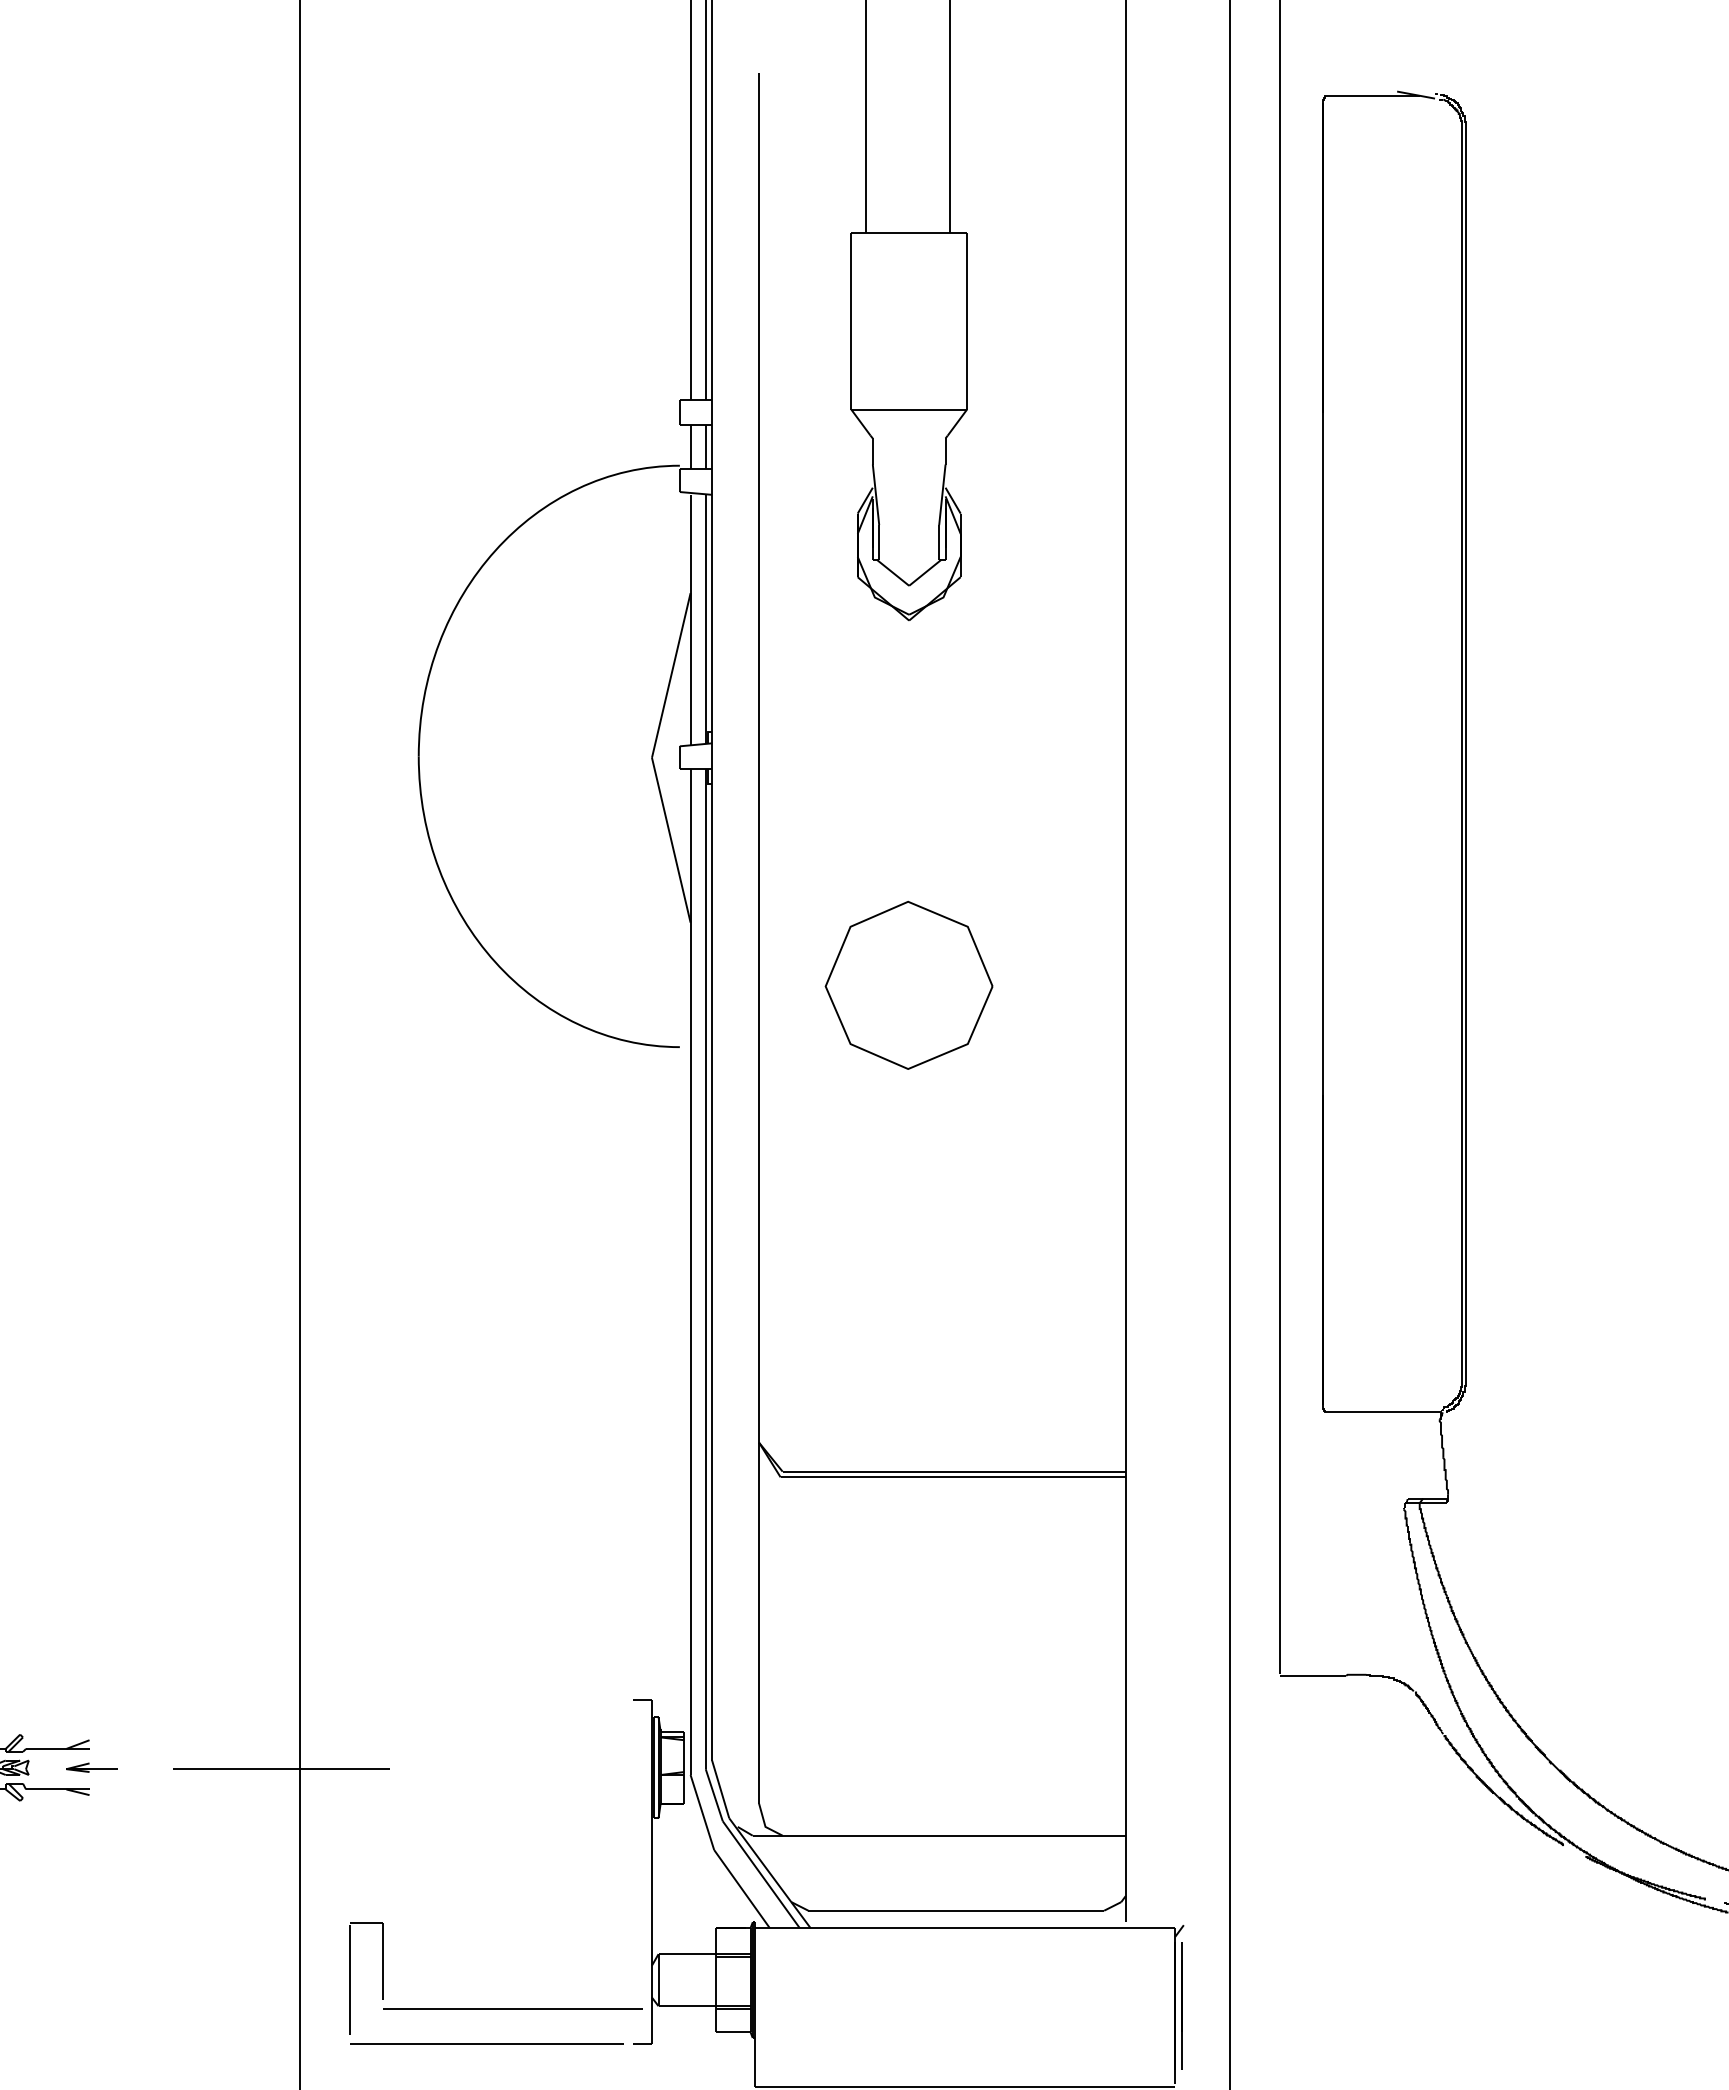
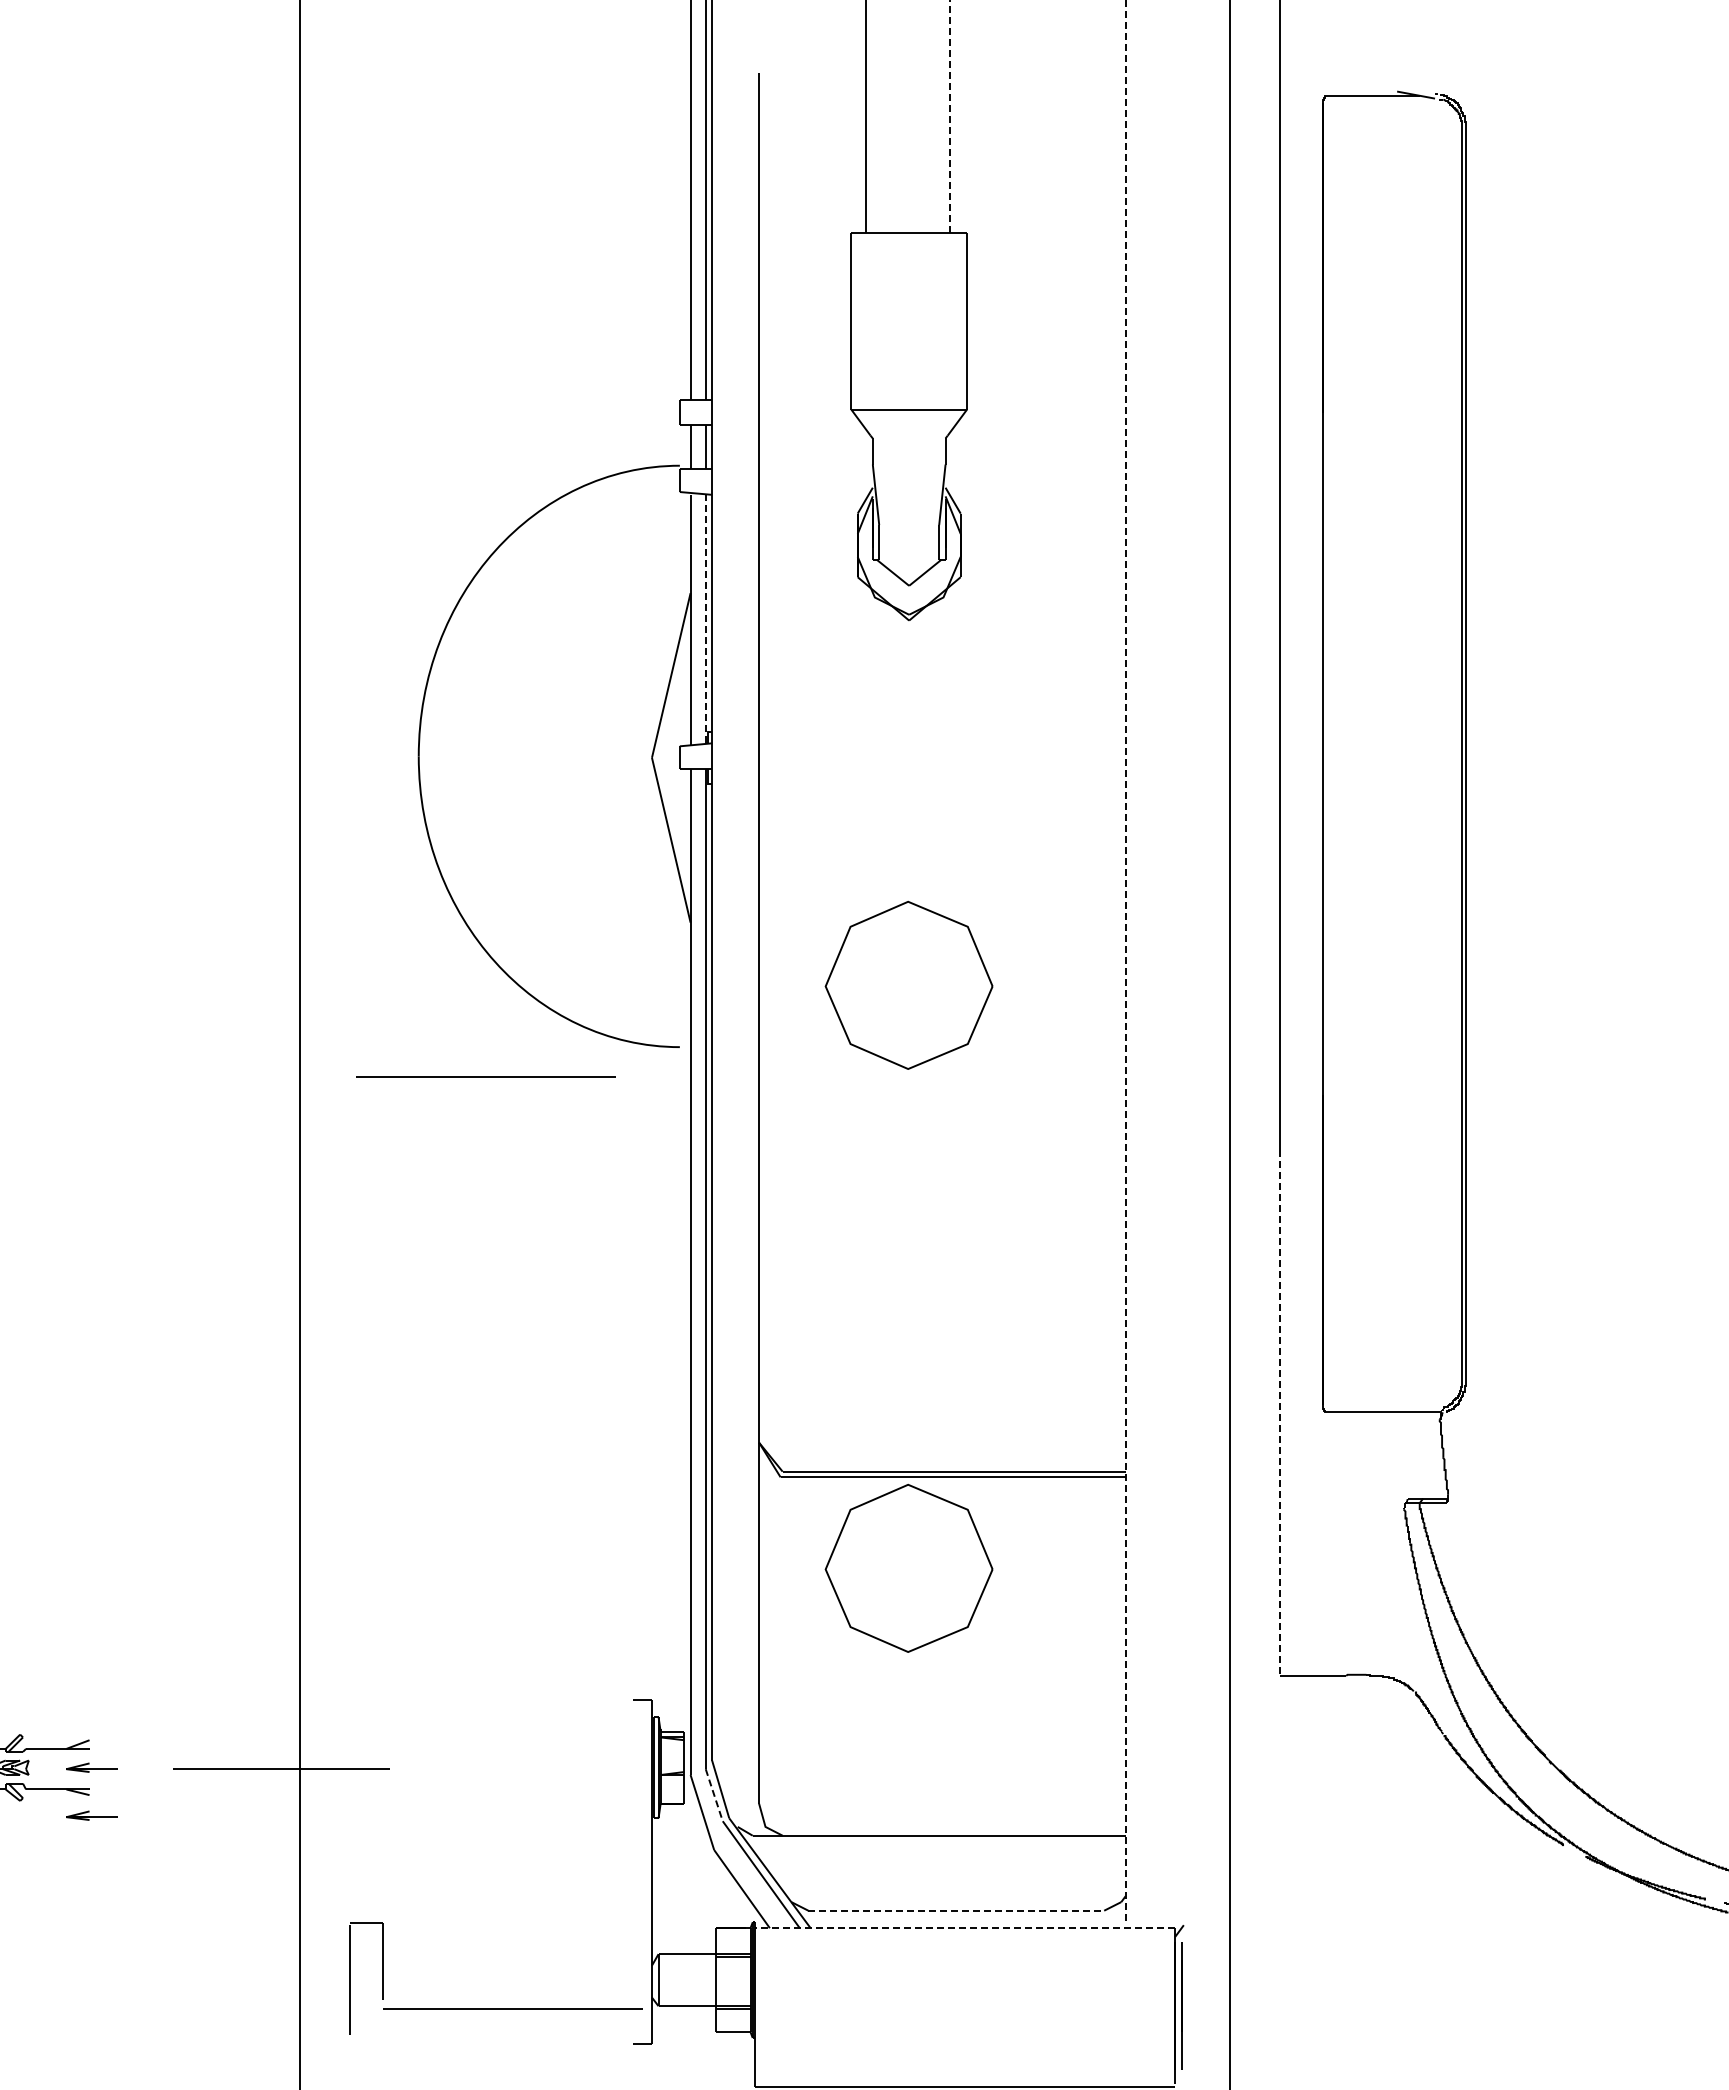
line: solid -> dashed (949, 116)
line: solid -> dashed (705, 618)
line: solid -> dashed (1125, 961)
line: none -> present (485, 1076)
line: solid -> dashed (1280, 1412)
part: none -> present (908, 1567)
line: solid -> dashed (714, 1795)
part: none -> present (91, 1815)
line: solid -> dashed (956, 1910)
line: solid -> dashed (964, 1928)
line: present -> none (486, 2043)
